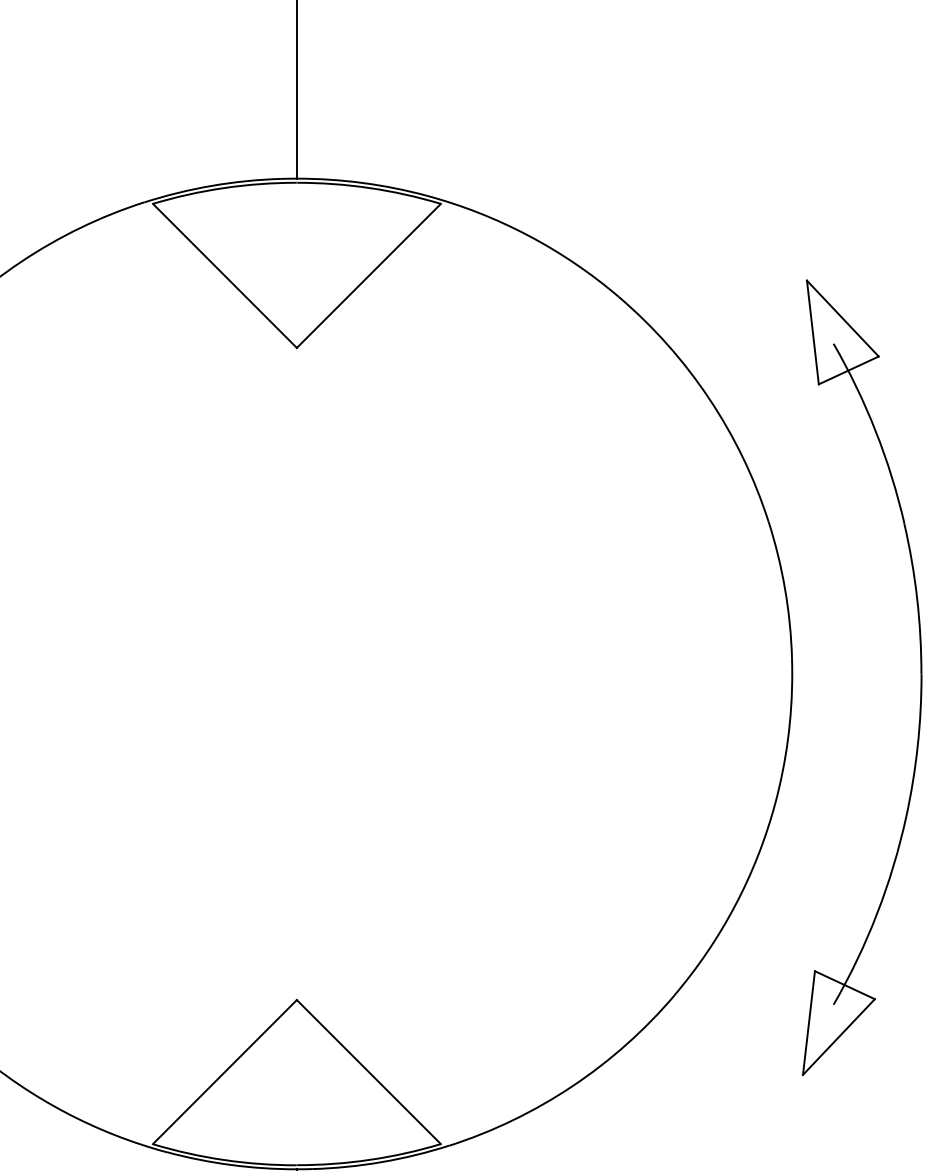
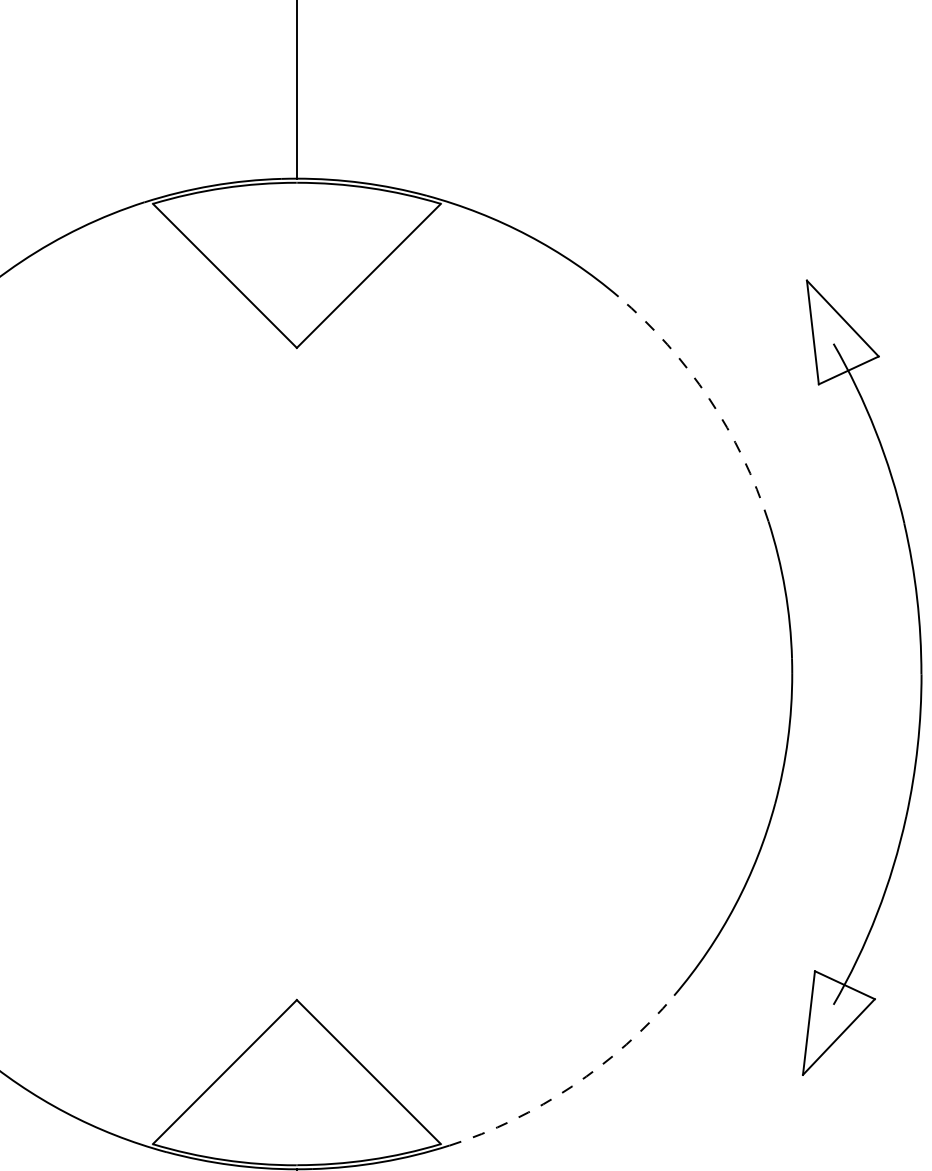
arc: solid -> dashed (709, 398)
arc: solid -> dashed (572, 1086)
